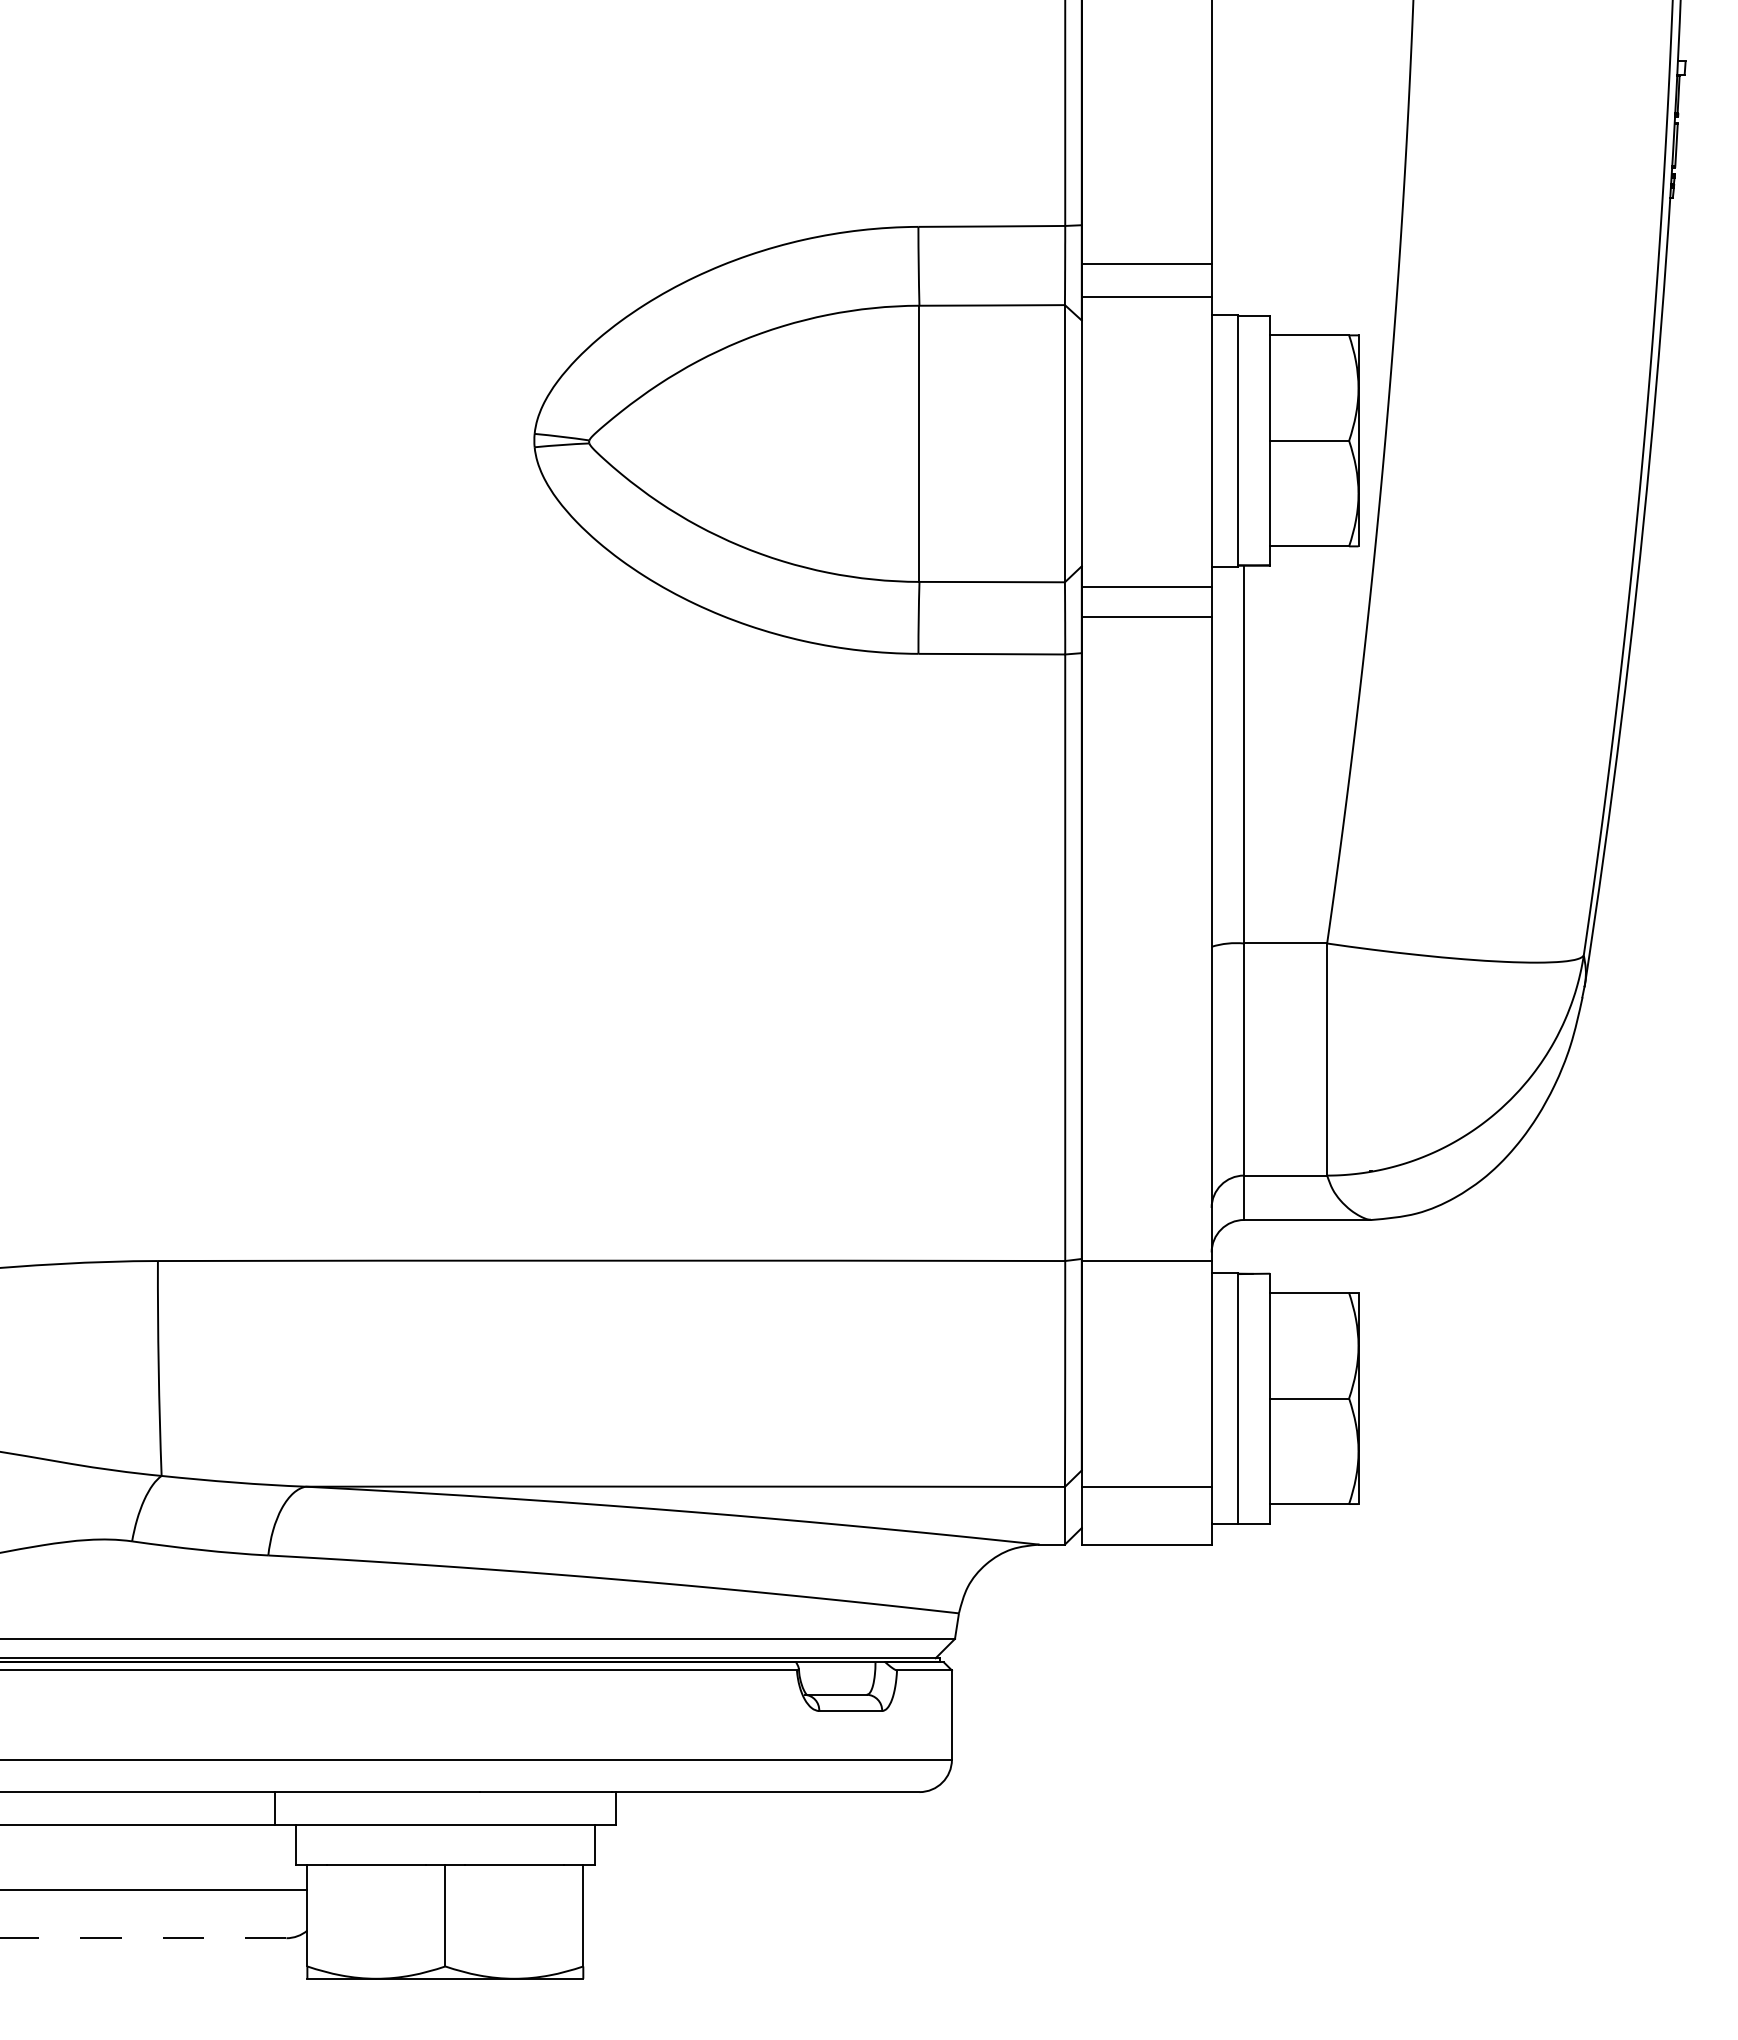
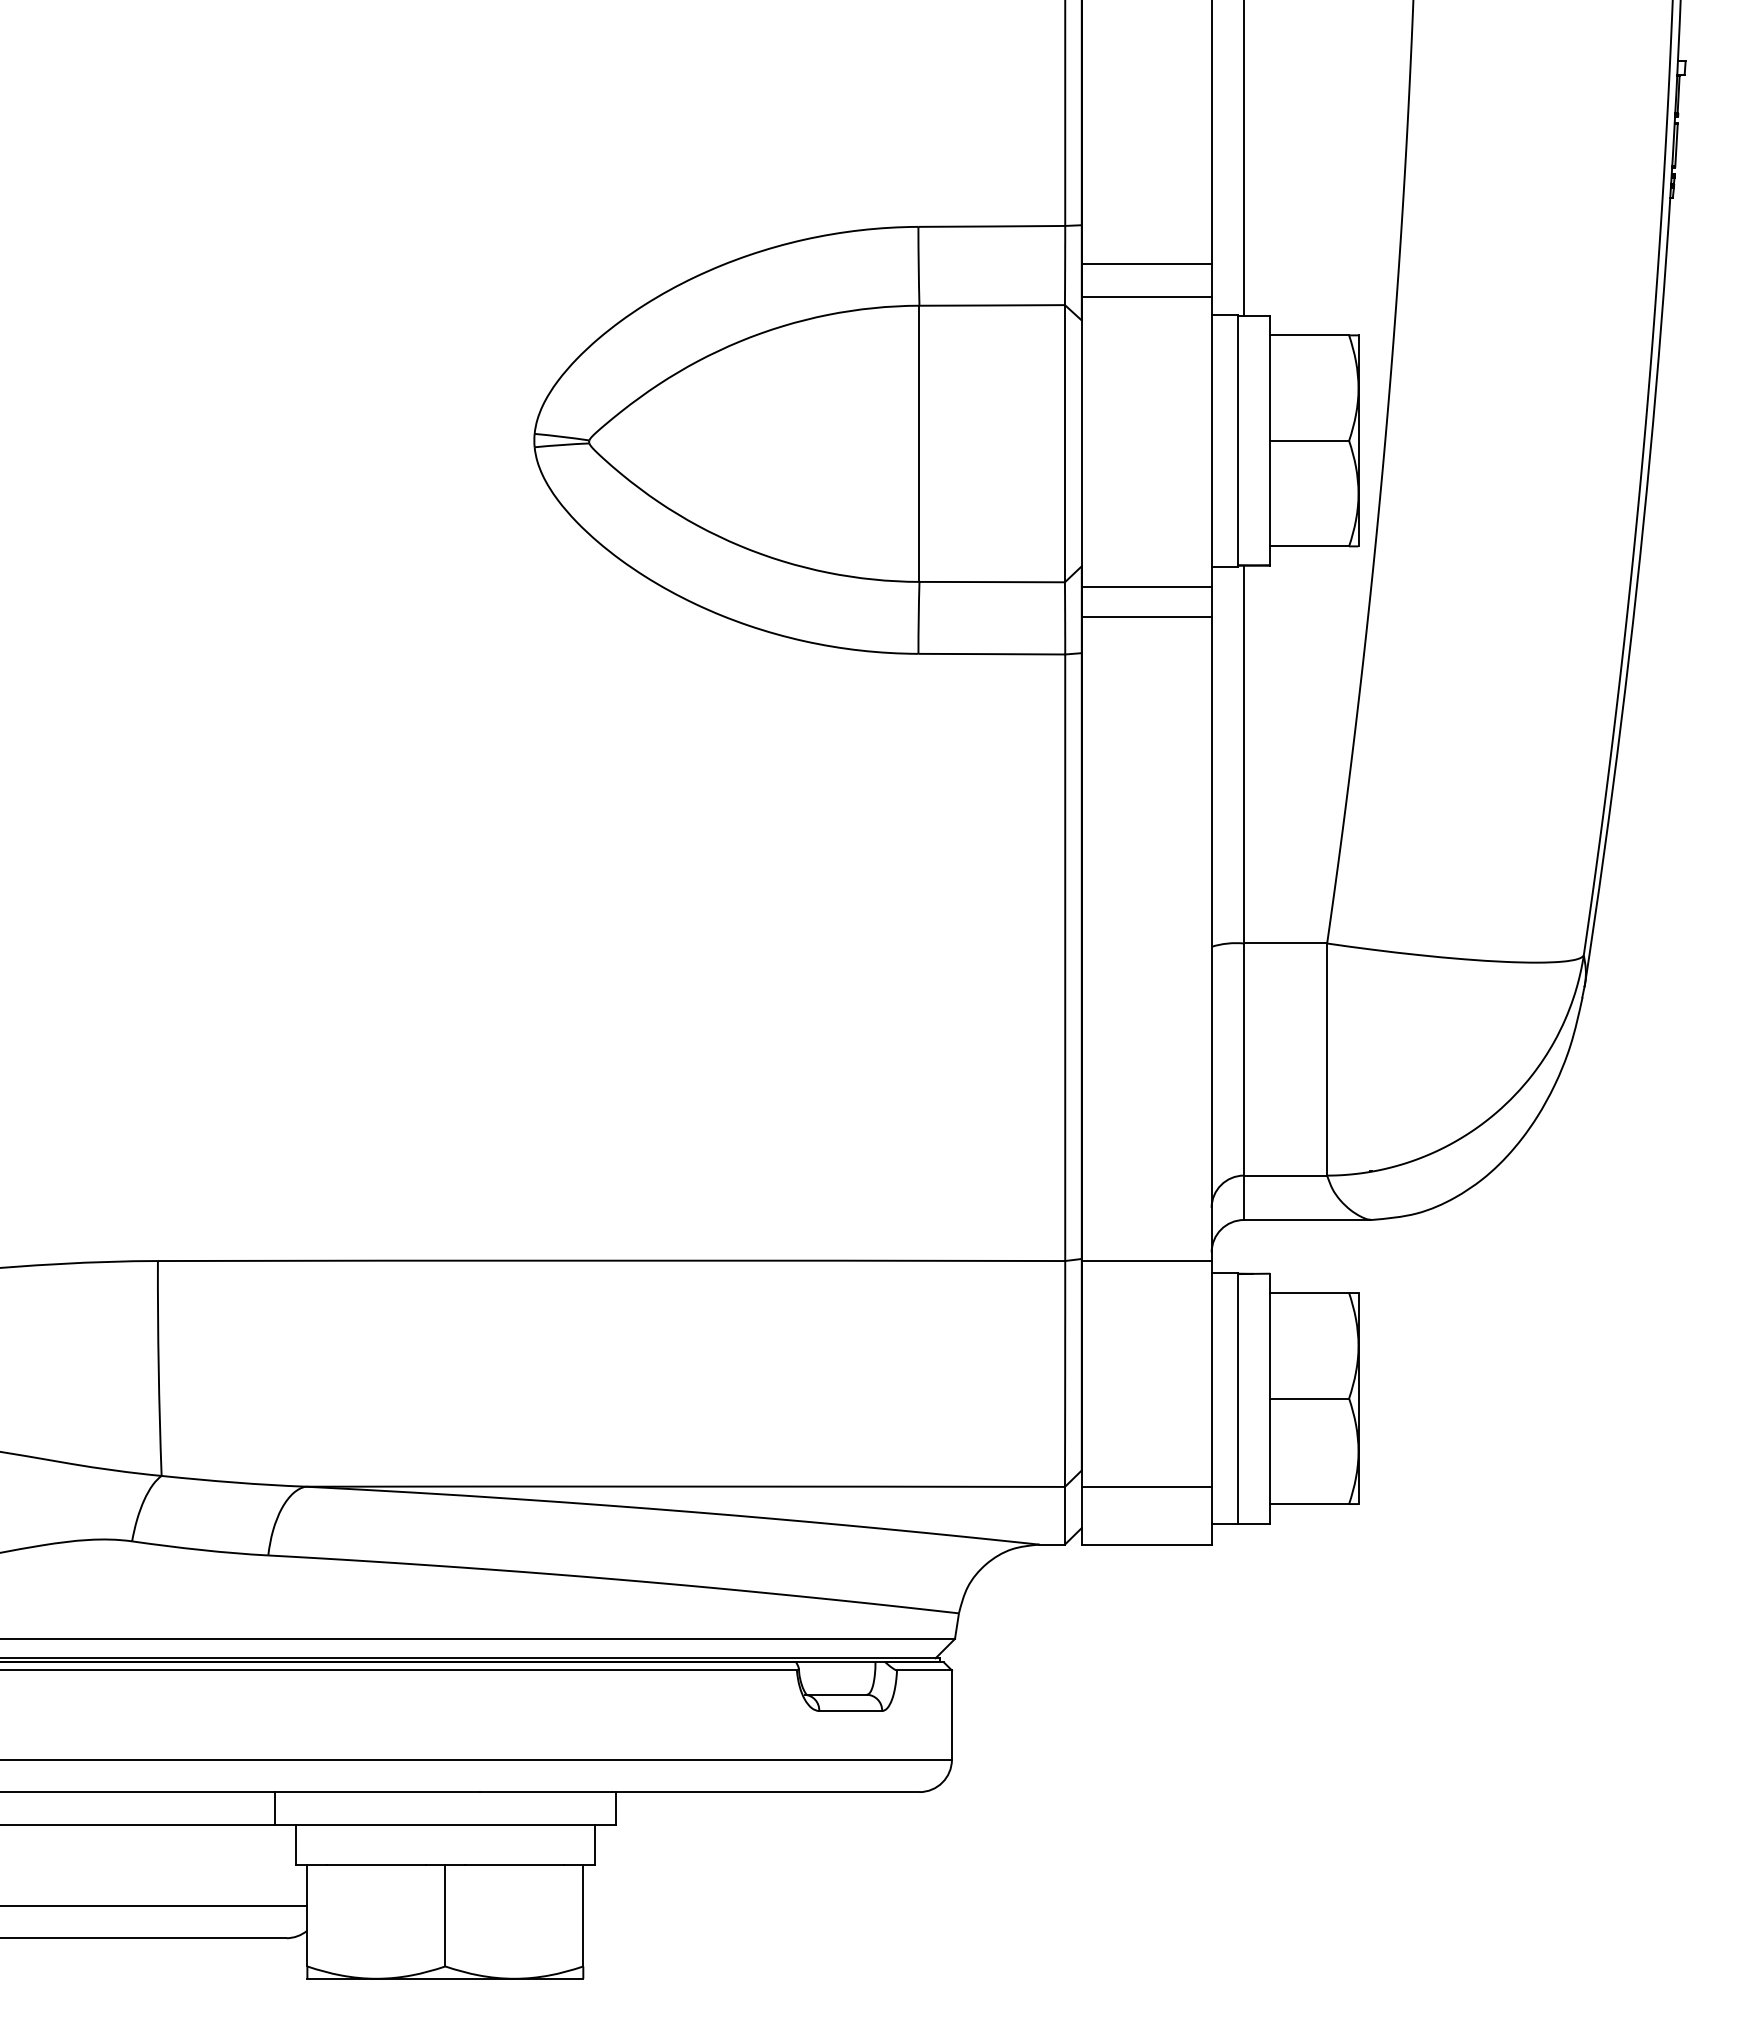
line: none -> present (1244, 158)
line position: (154, 1889) -> (154, 1905) (154, 1905)
line: dashed -> solid (143, 1938)
